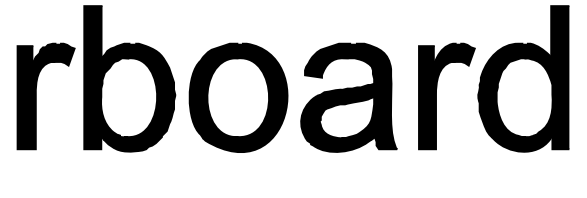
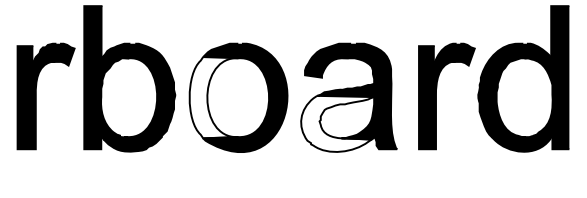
fill: present -> none (213, 97)
fill: present -> none (337, 123)
